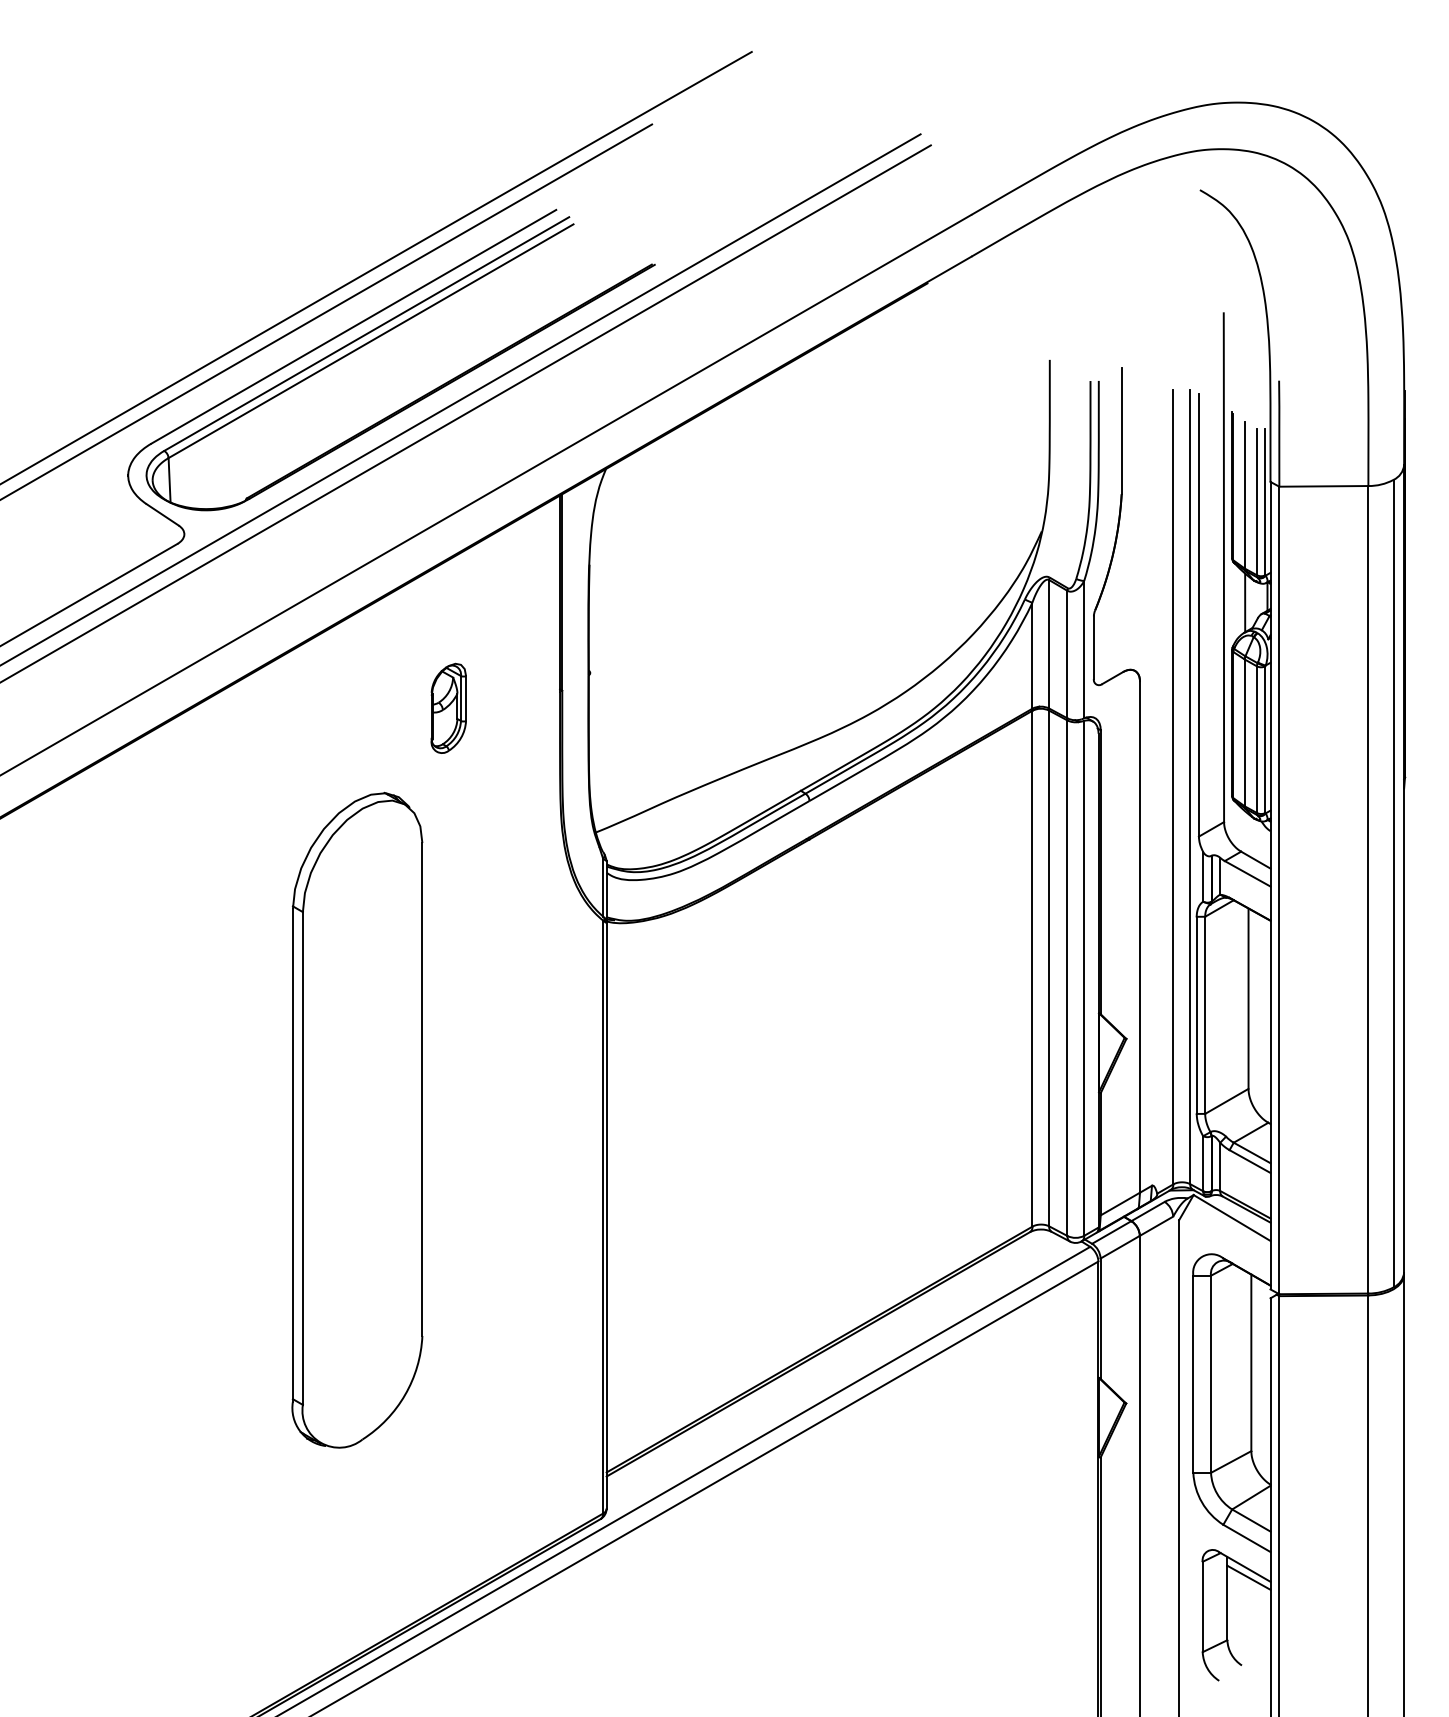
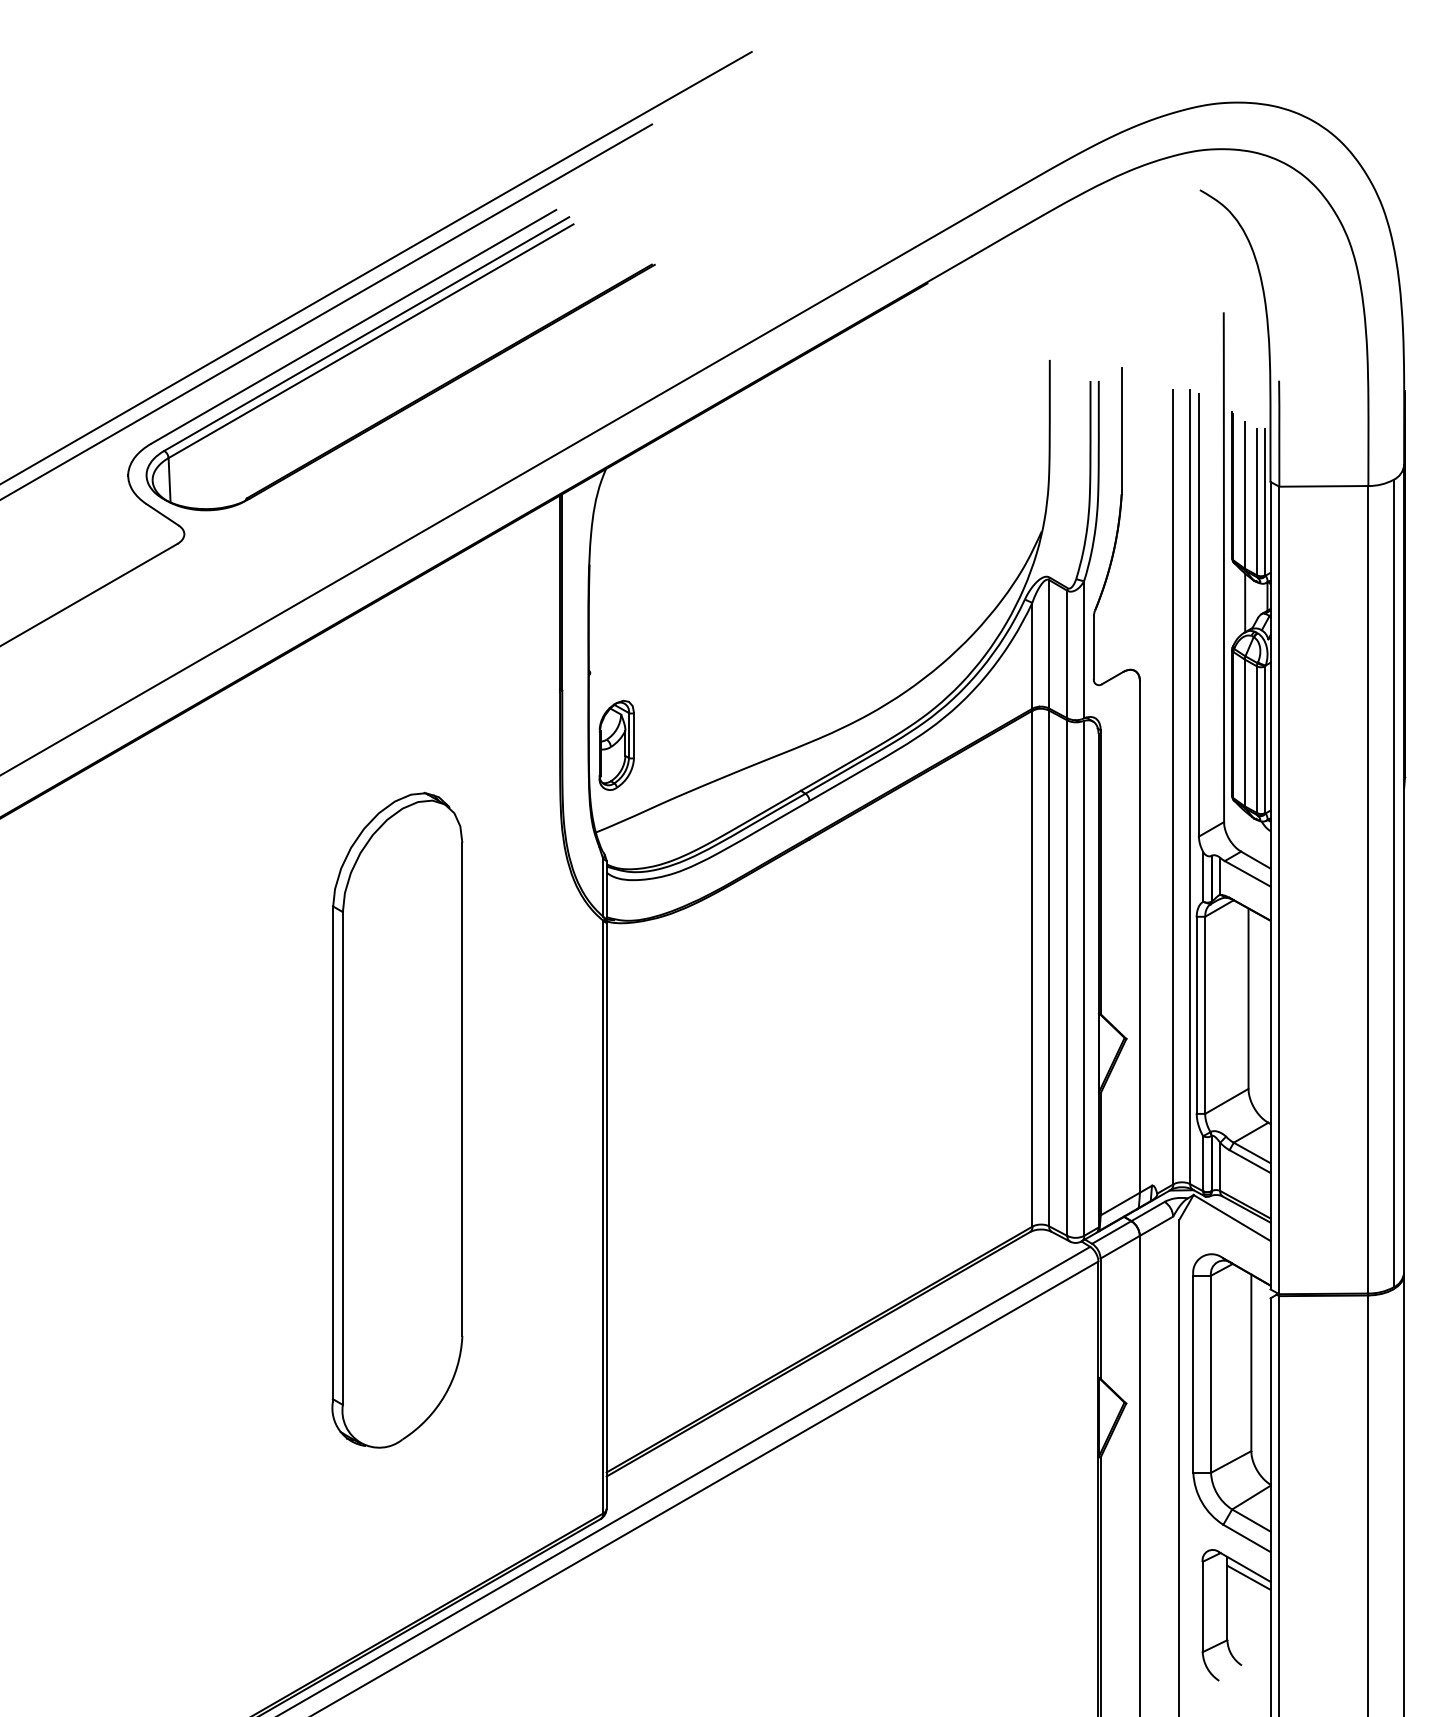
line: present -> none (461, 399)
line: present -> none (466, 413)
part position: (448, 707) -> (616, 744) (616, 744)
part position: (357, 1119) -> (397, 1119) (397, 1119)
